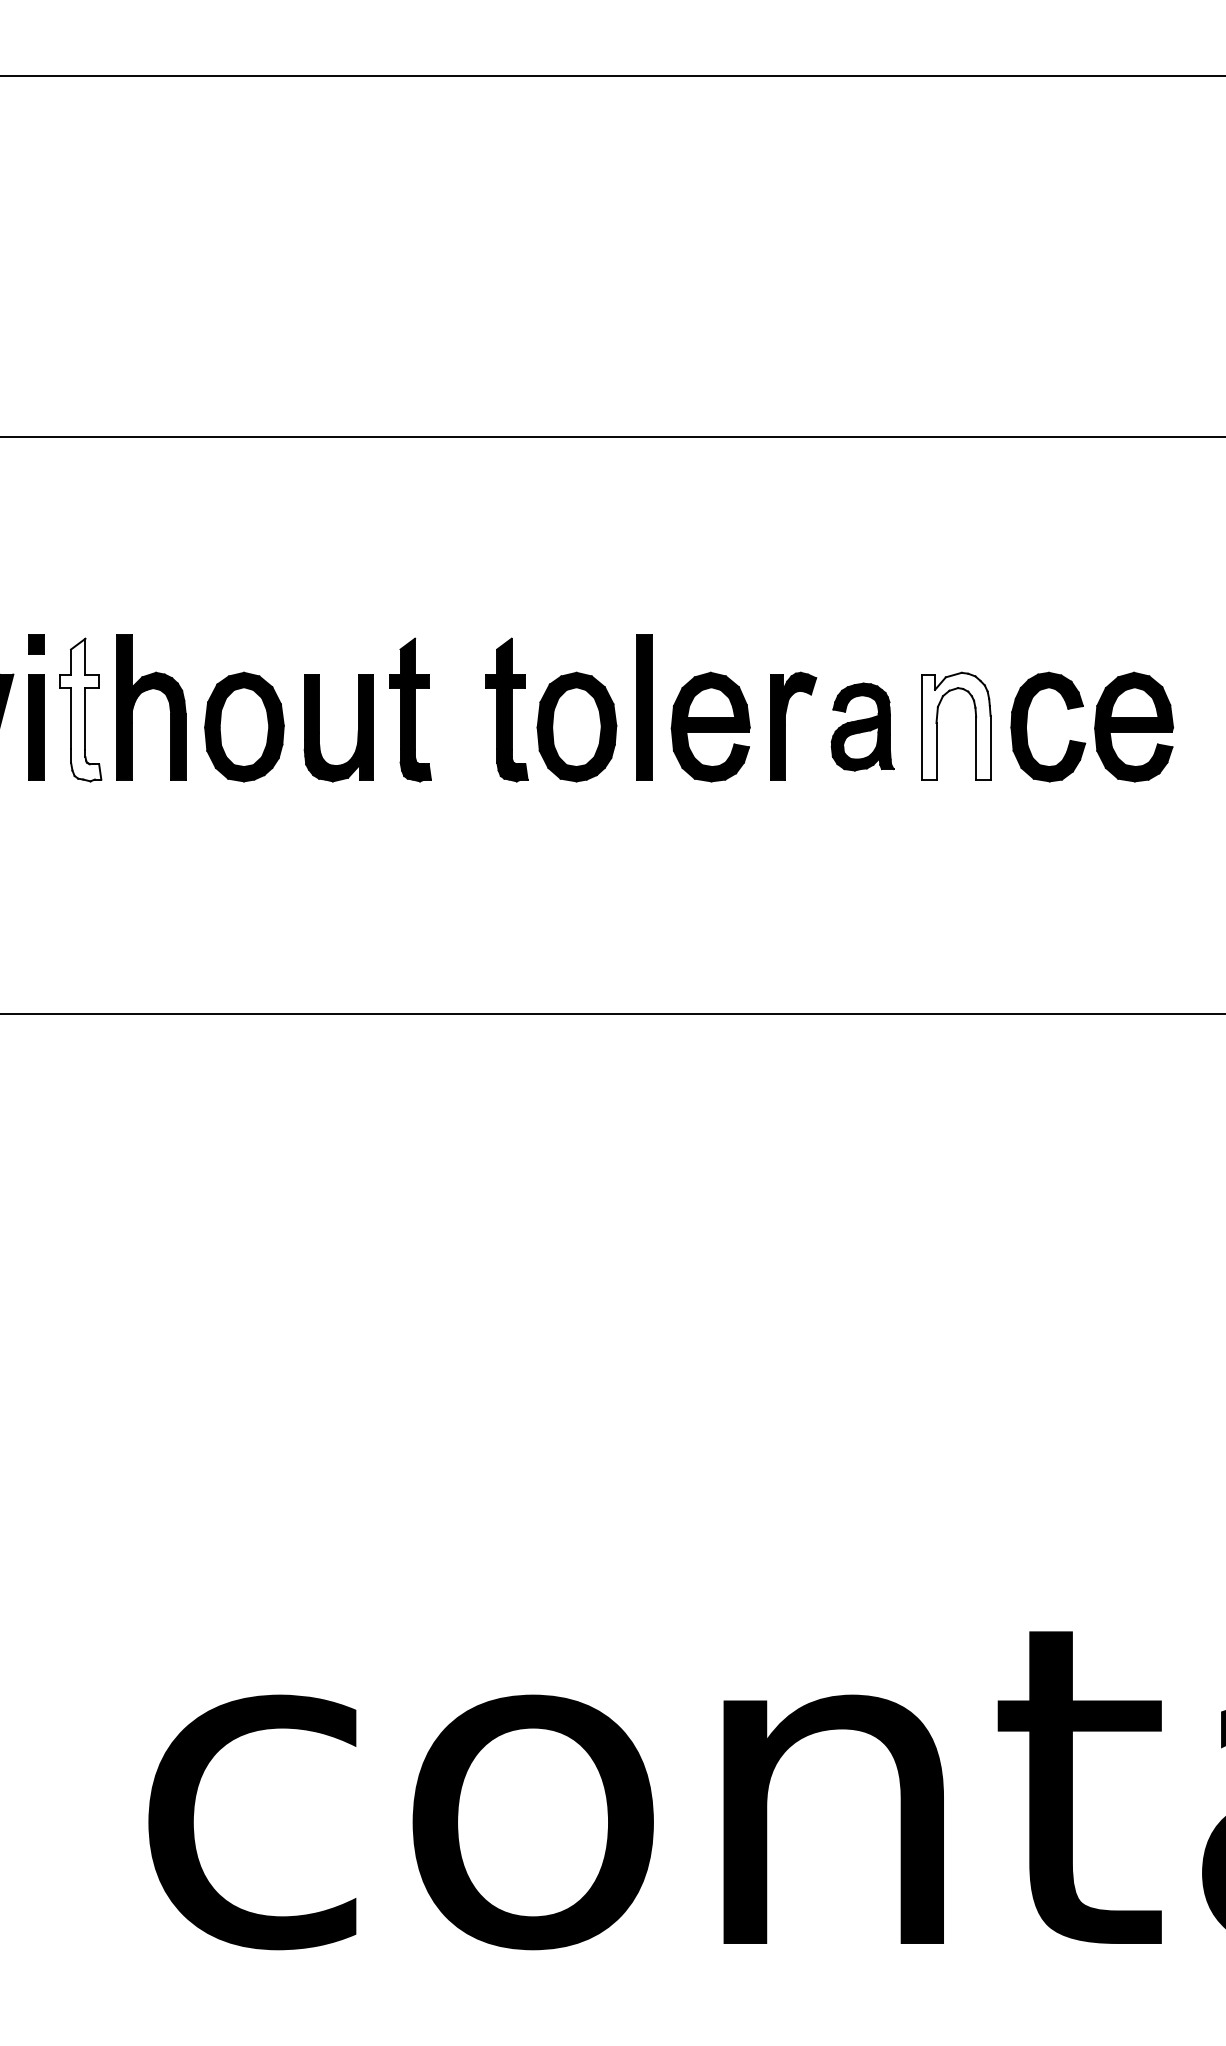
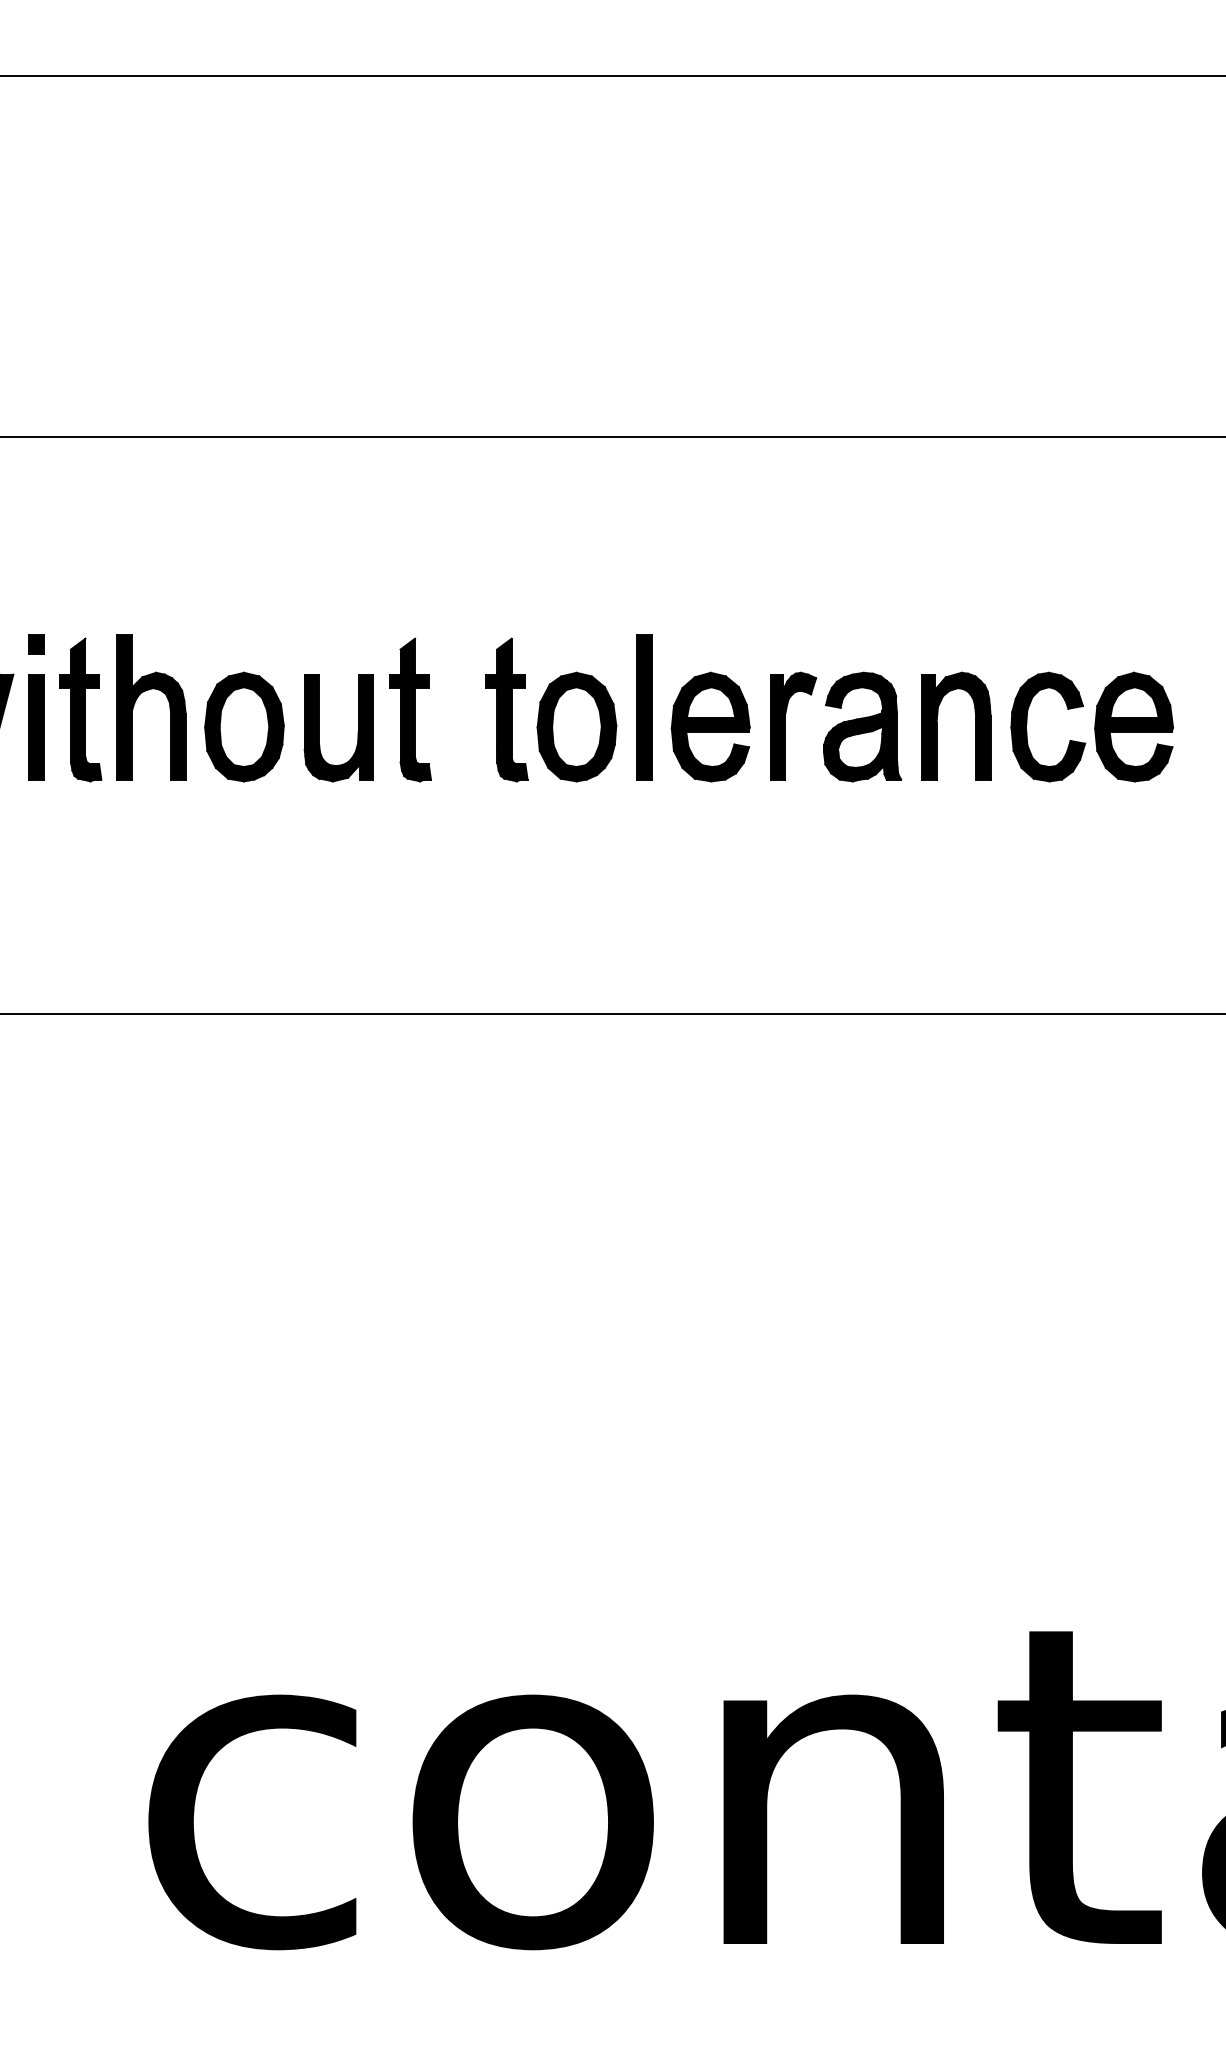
fill: none -> present (80, 709)
fill: none -> present (956, 725)
part size: 65x90 px -> 80x112 px (862, 726)
